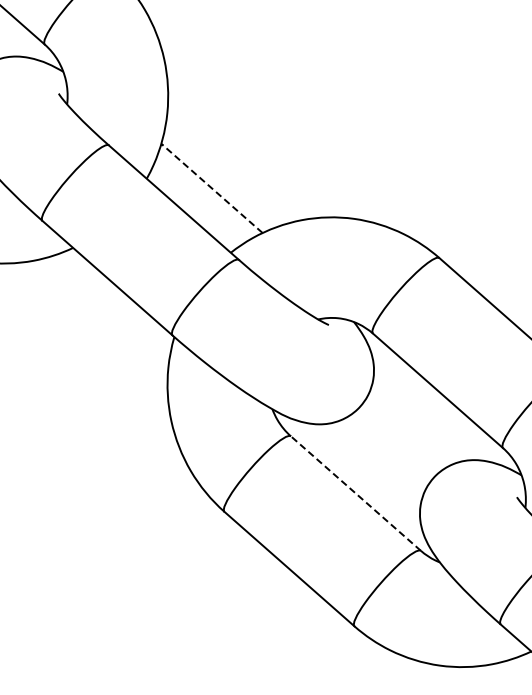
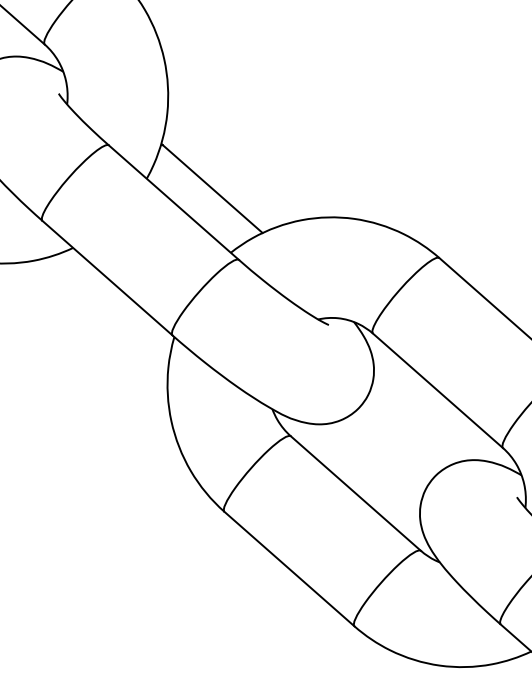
line: dashed -> solid (212, 188)
line: dashed -> solid (355, 493)
